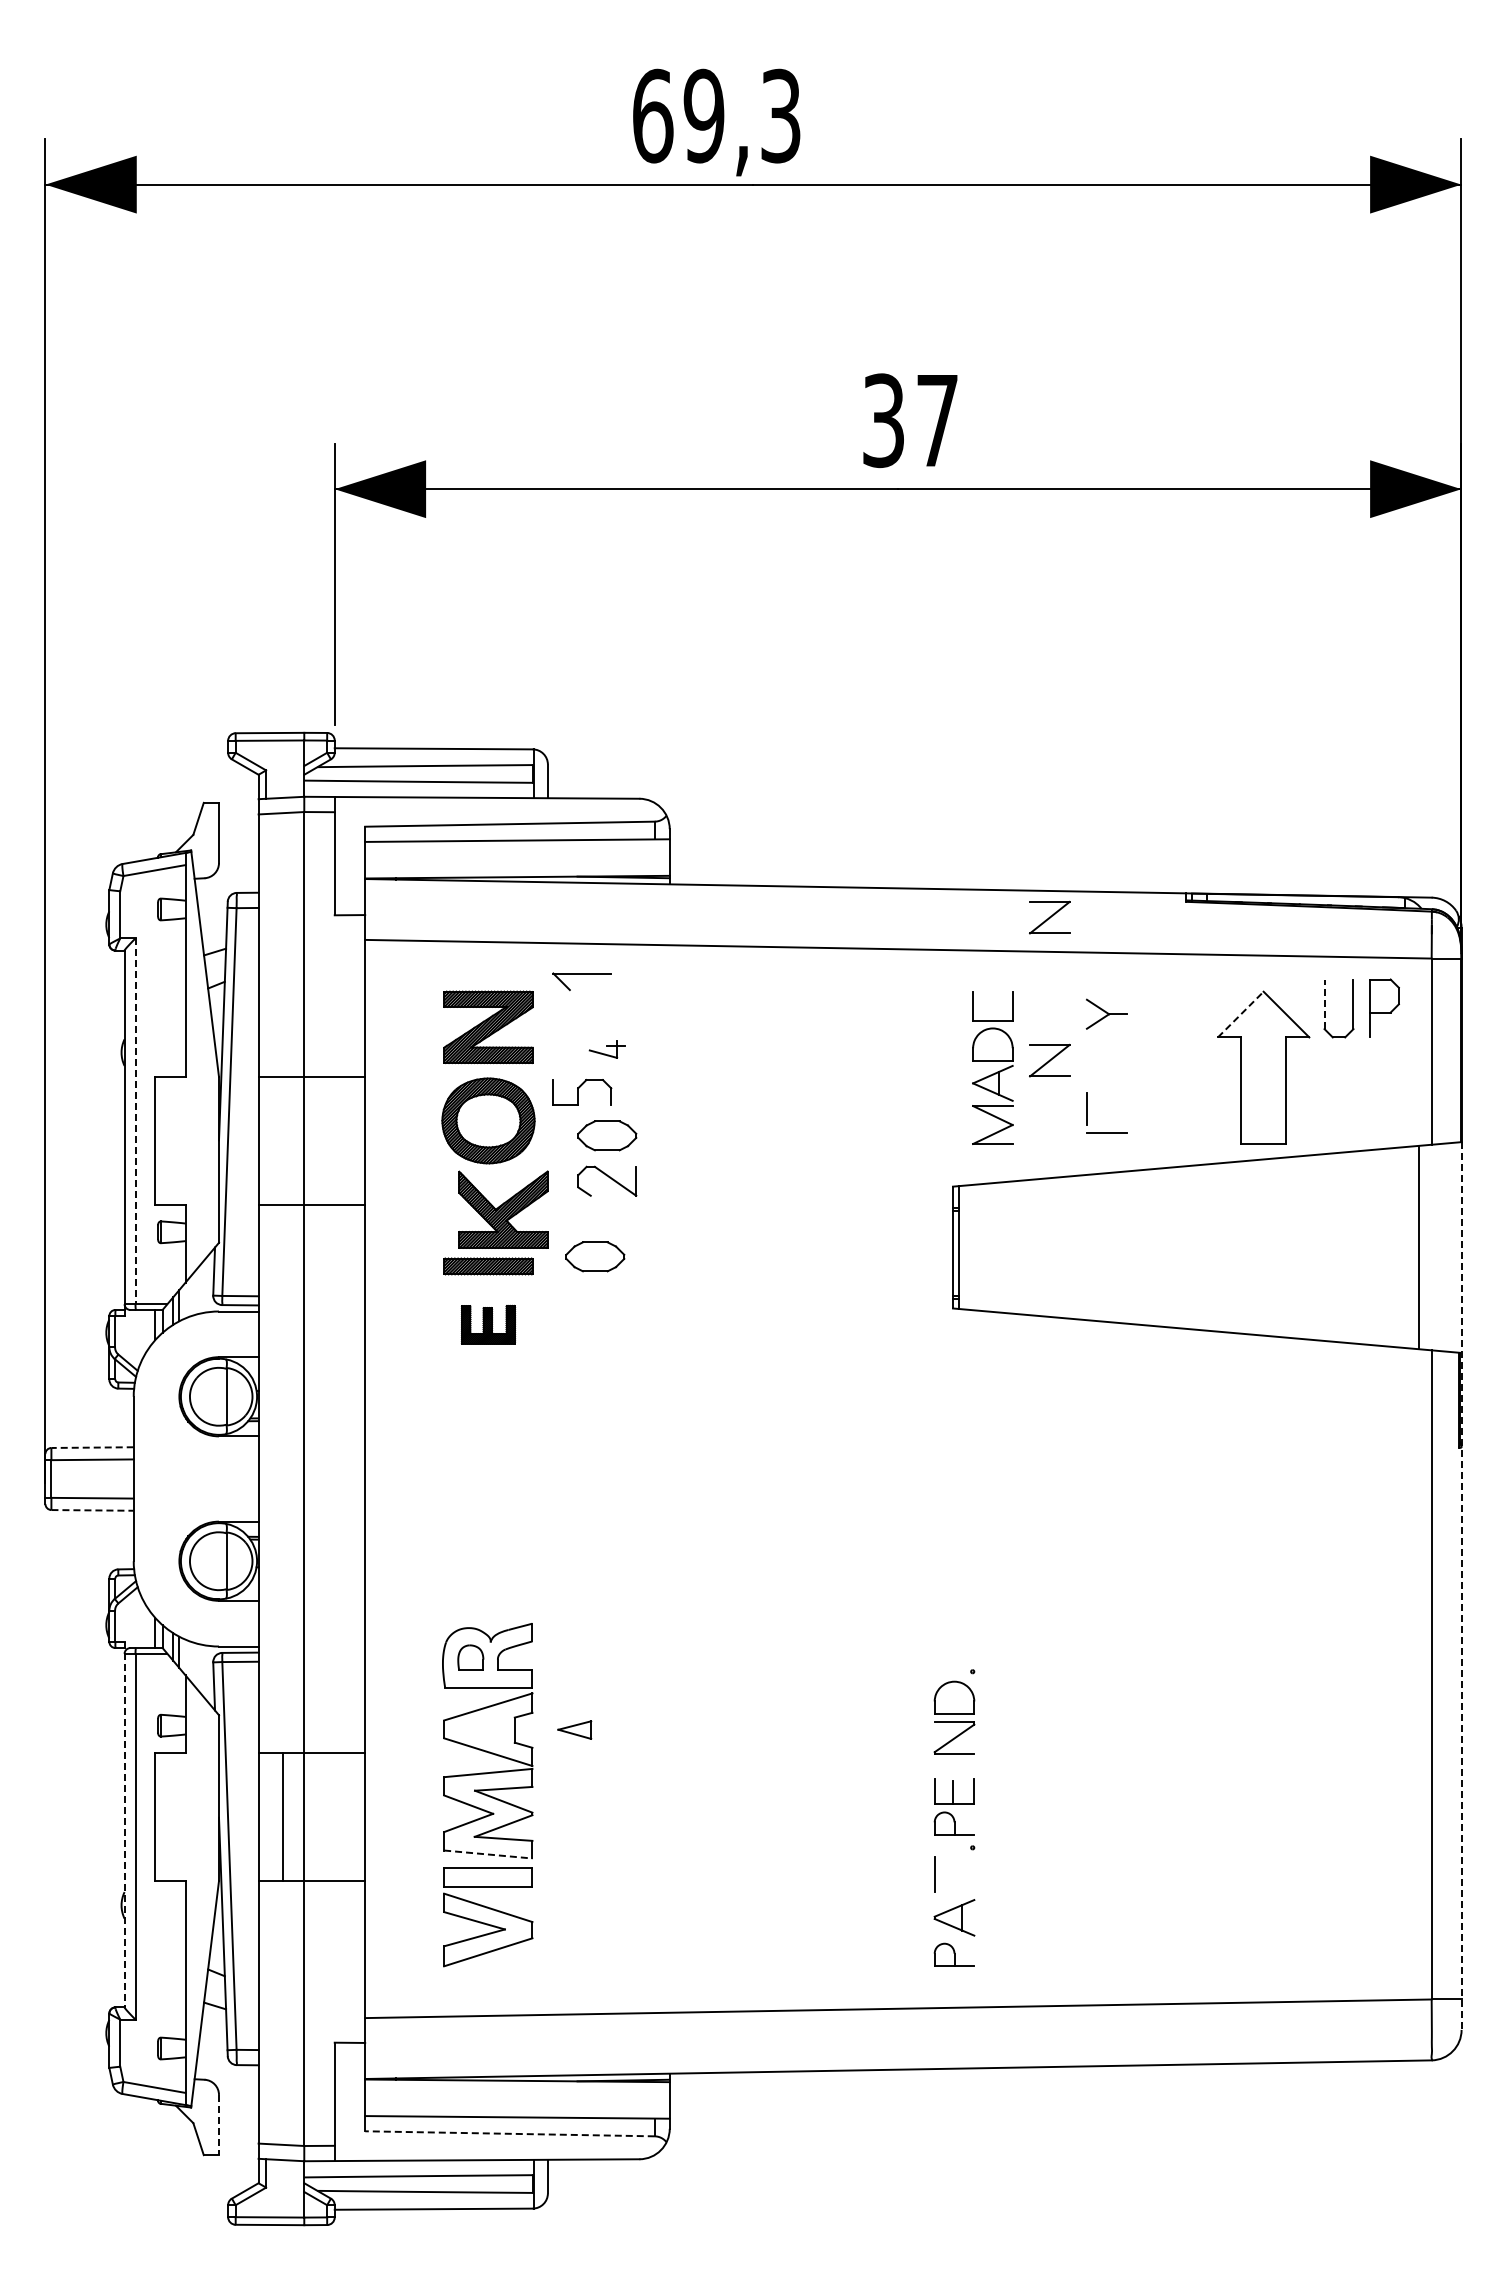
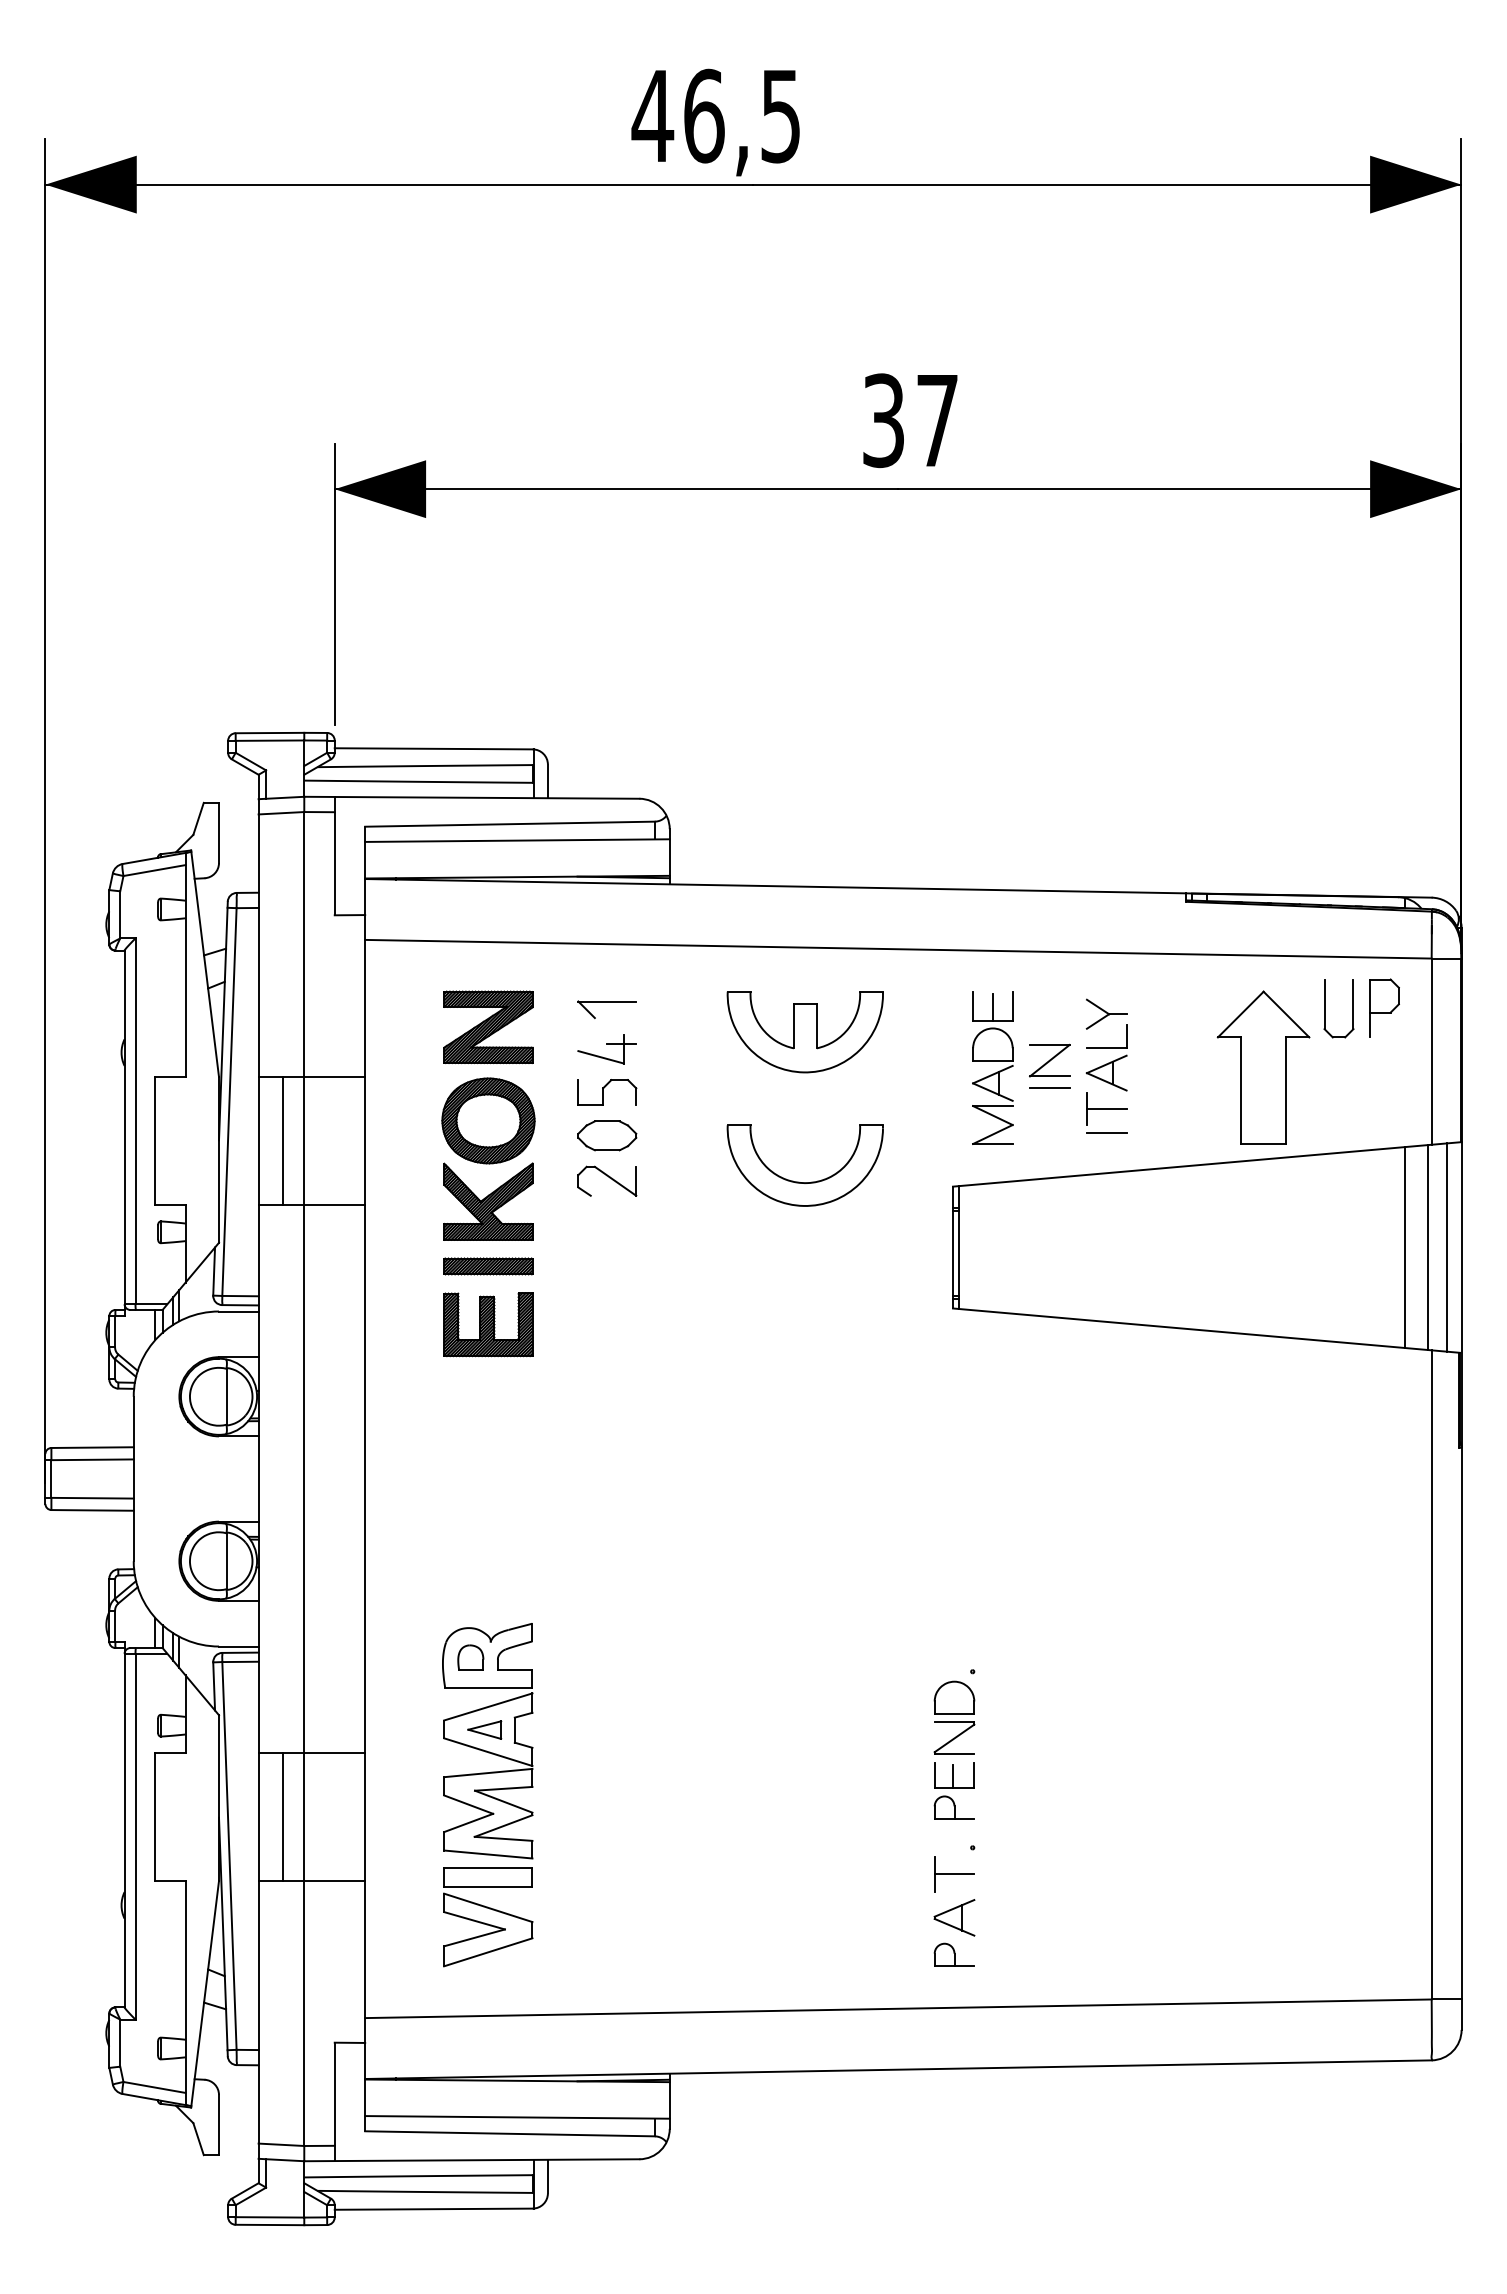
text: 69,3 -> 46,5 (715, 115)
part: present -> none (1049, 917)
part position: (581, 974) -> (606, 1002) (606, 1002)
line: dashed -> solid (1324, 1004)
line: none -> present (992, 1006)
line: dashed -> solid (1241, 1014)
part: none -> present (804, 1032)
part size: 38x19 px -> 60x31 px (606, 1049)
part: none -> present (1106, 1057)
line: none -> present (1049, 1088)
part position: (582, 1092) -> (607, 1092) (607, 1092)
line: none -> present (1106, 1108)
line: dashed -> solid (135, 1121)
line: none -> present (282, 1140)
part: none -> present (799, 1181)
part position: (503, 1209) -> (488, 1201) (488, 1201)
line position: (1419, 1247) -> (1405, 1247) (1405, 1247)
line: none -> present (1428, 1247)
line: none -> present (1446, 1247)
part: present -> none (595, 1256)
part size: 56x41 px -> 91x66 px (488, 1324)
line: dashed -> solid (92, 1447)
line: dashed -> solid (93, 1510)
line: dashed -> solid (1461, 1586)
part position: (574, 1729) -> (484, 1729) (484, 1729)
part position: (953, 1806) -> (953, 1790) (953, 1790)
line: dashed -> solid (124, 1824)
line: dashed -> solid (488, 1854)
line: none -> present (954, 1874)
line: dashed -> solid (219, 2125)
line: dashed -> solid (509, 2133)
